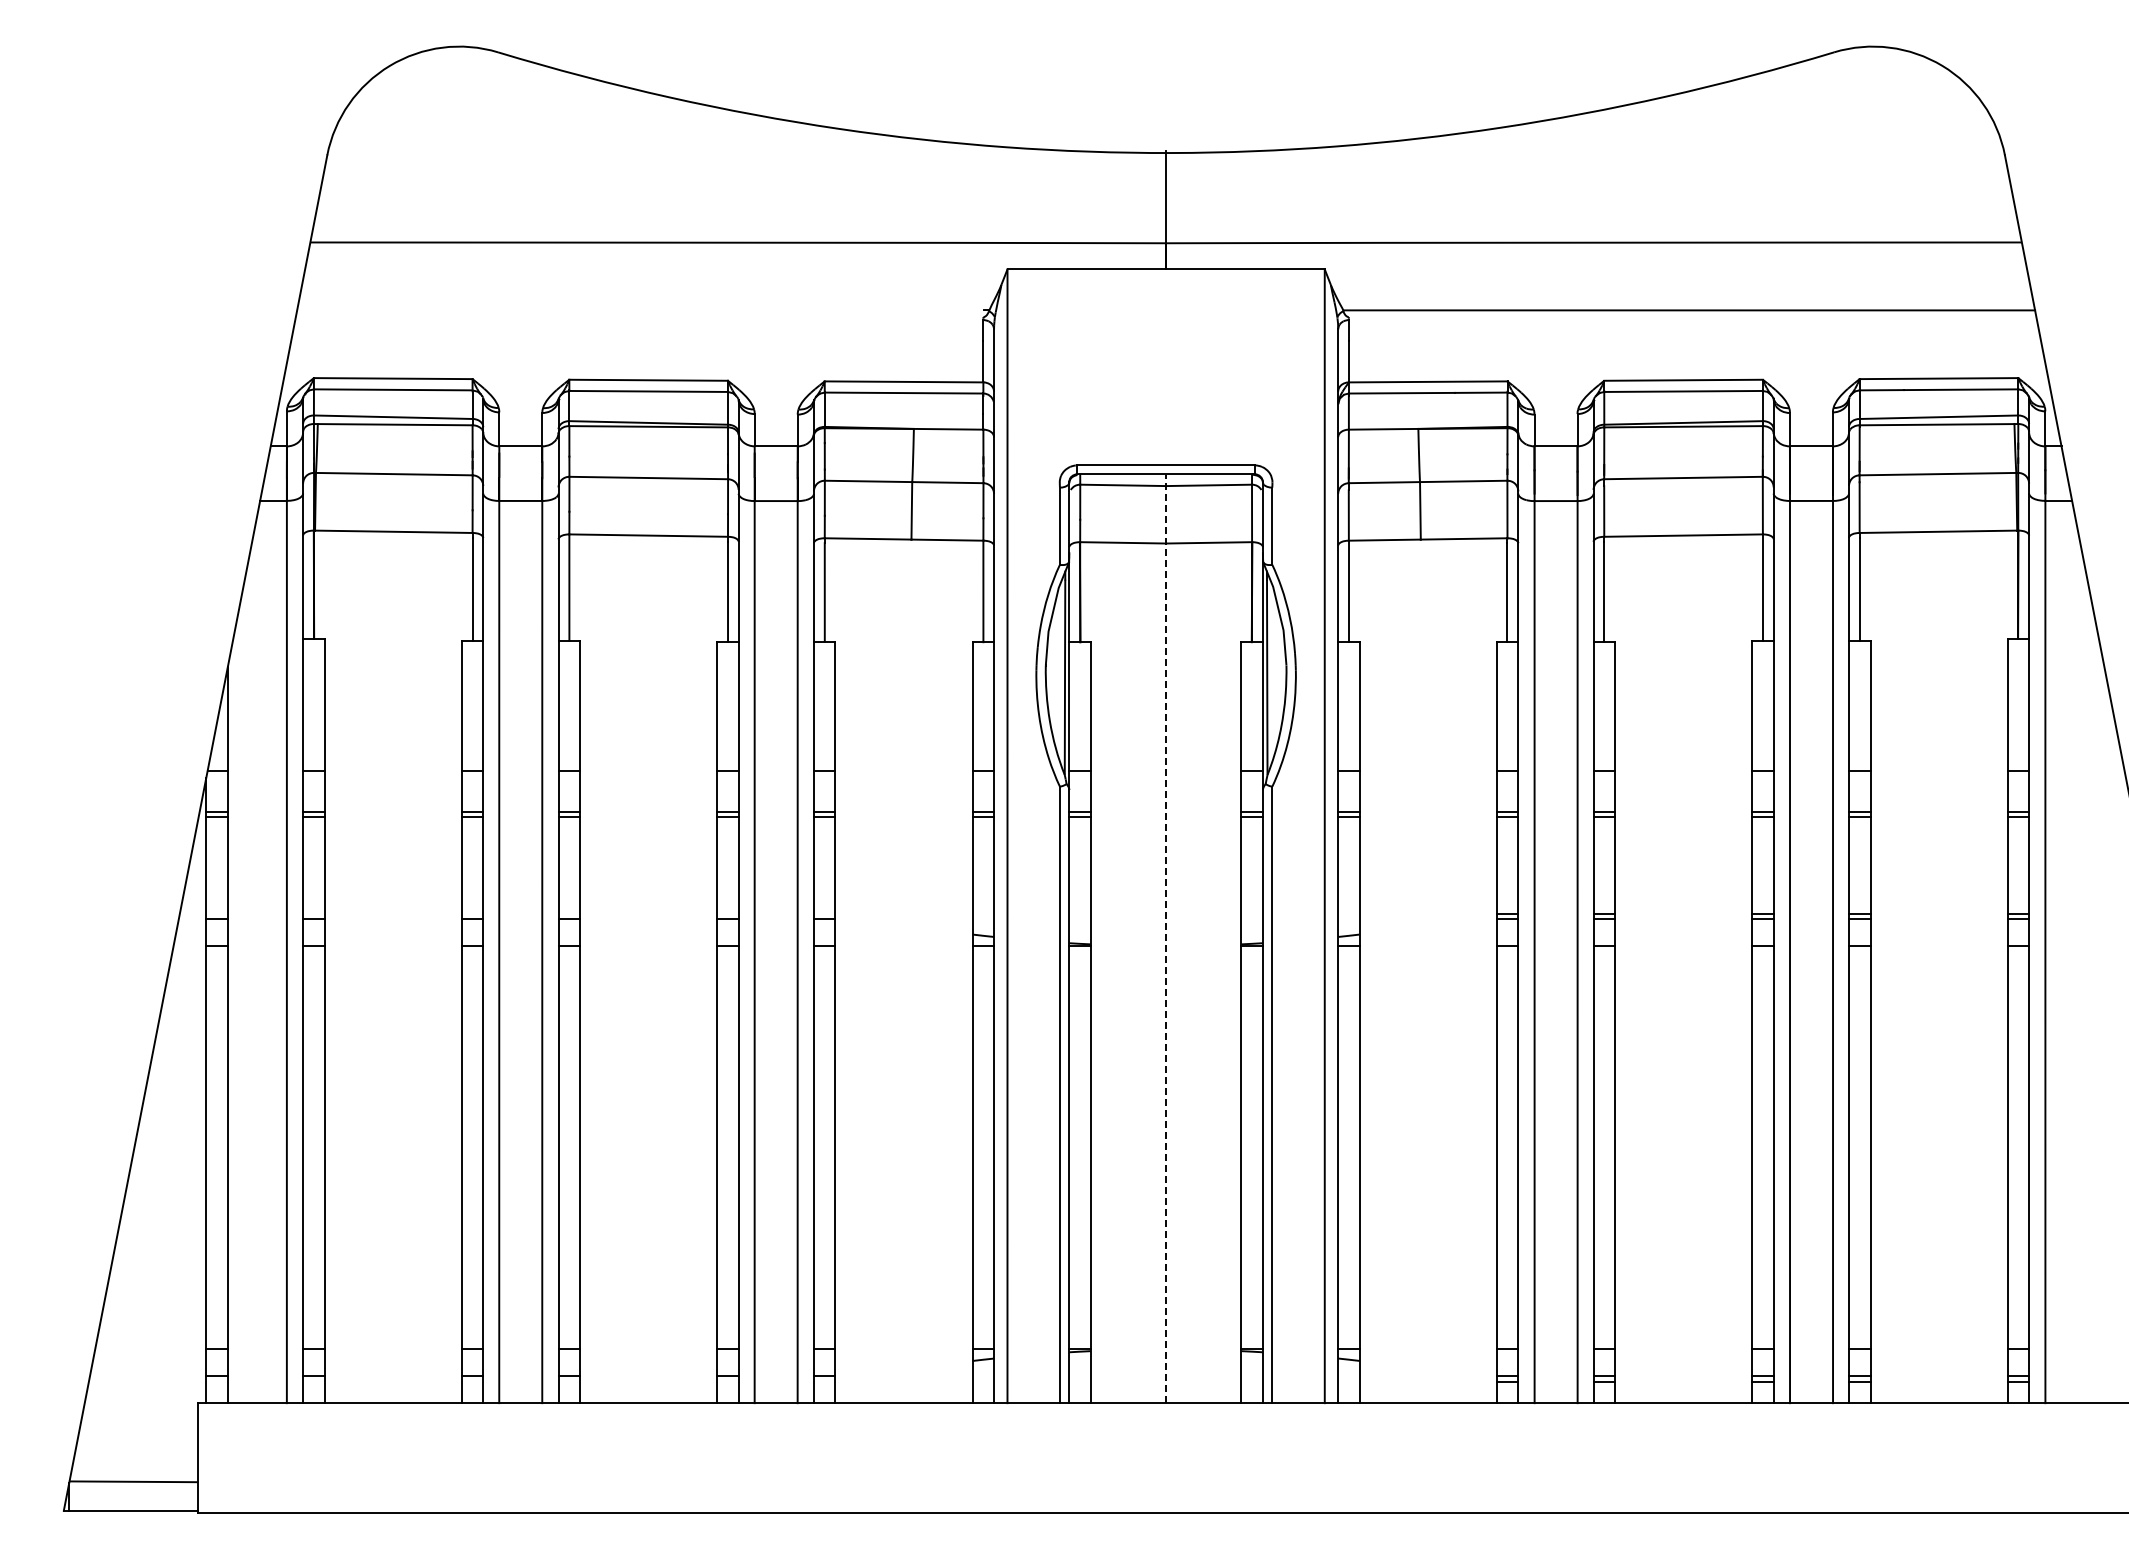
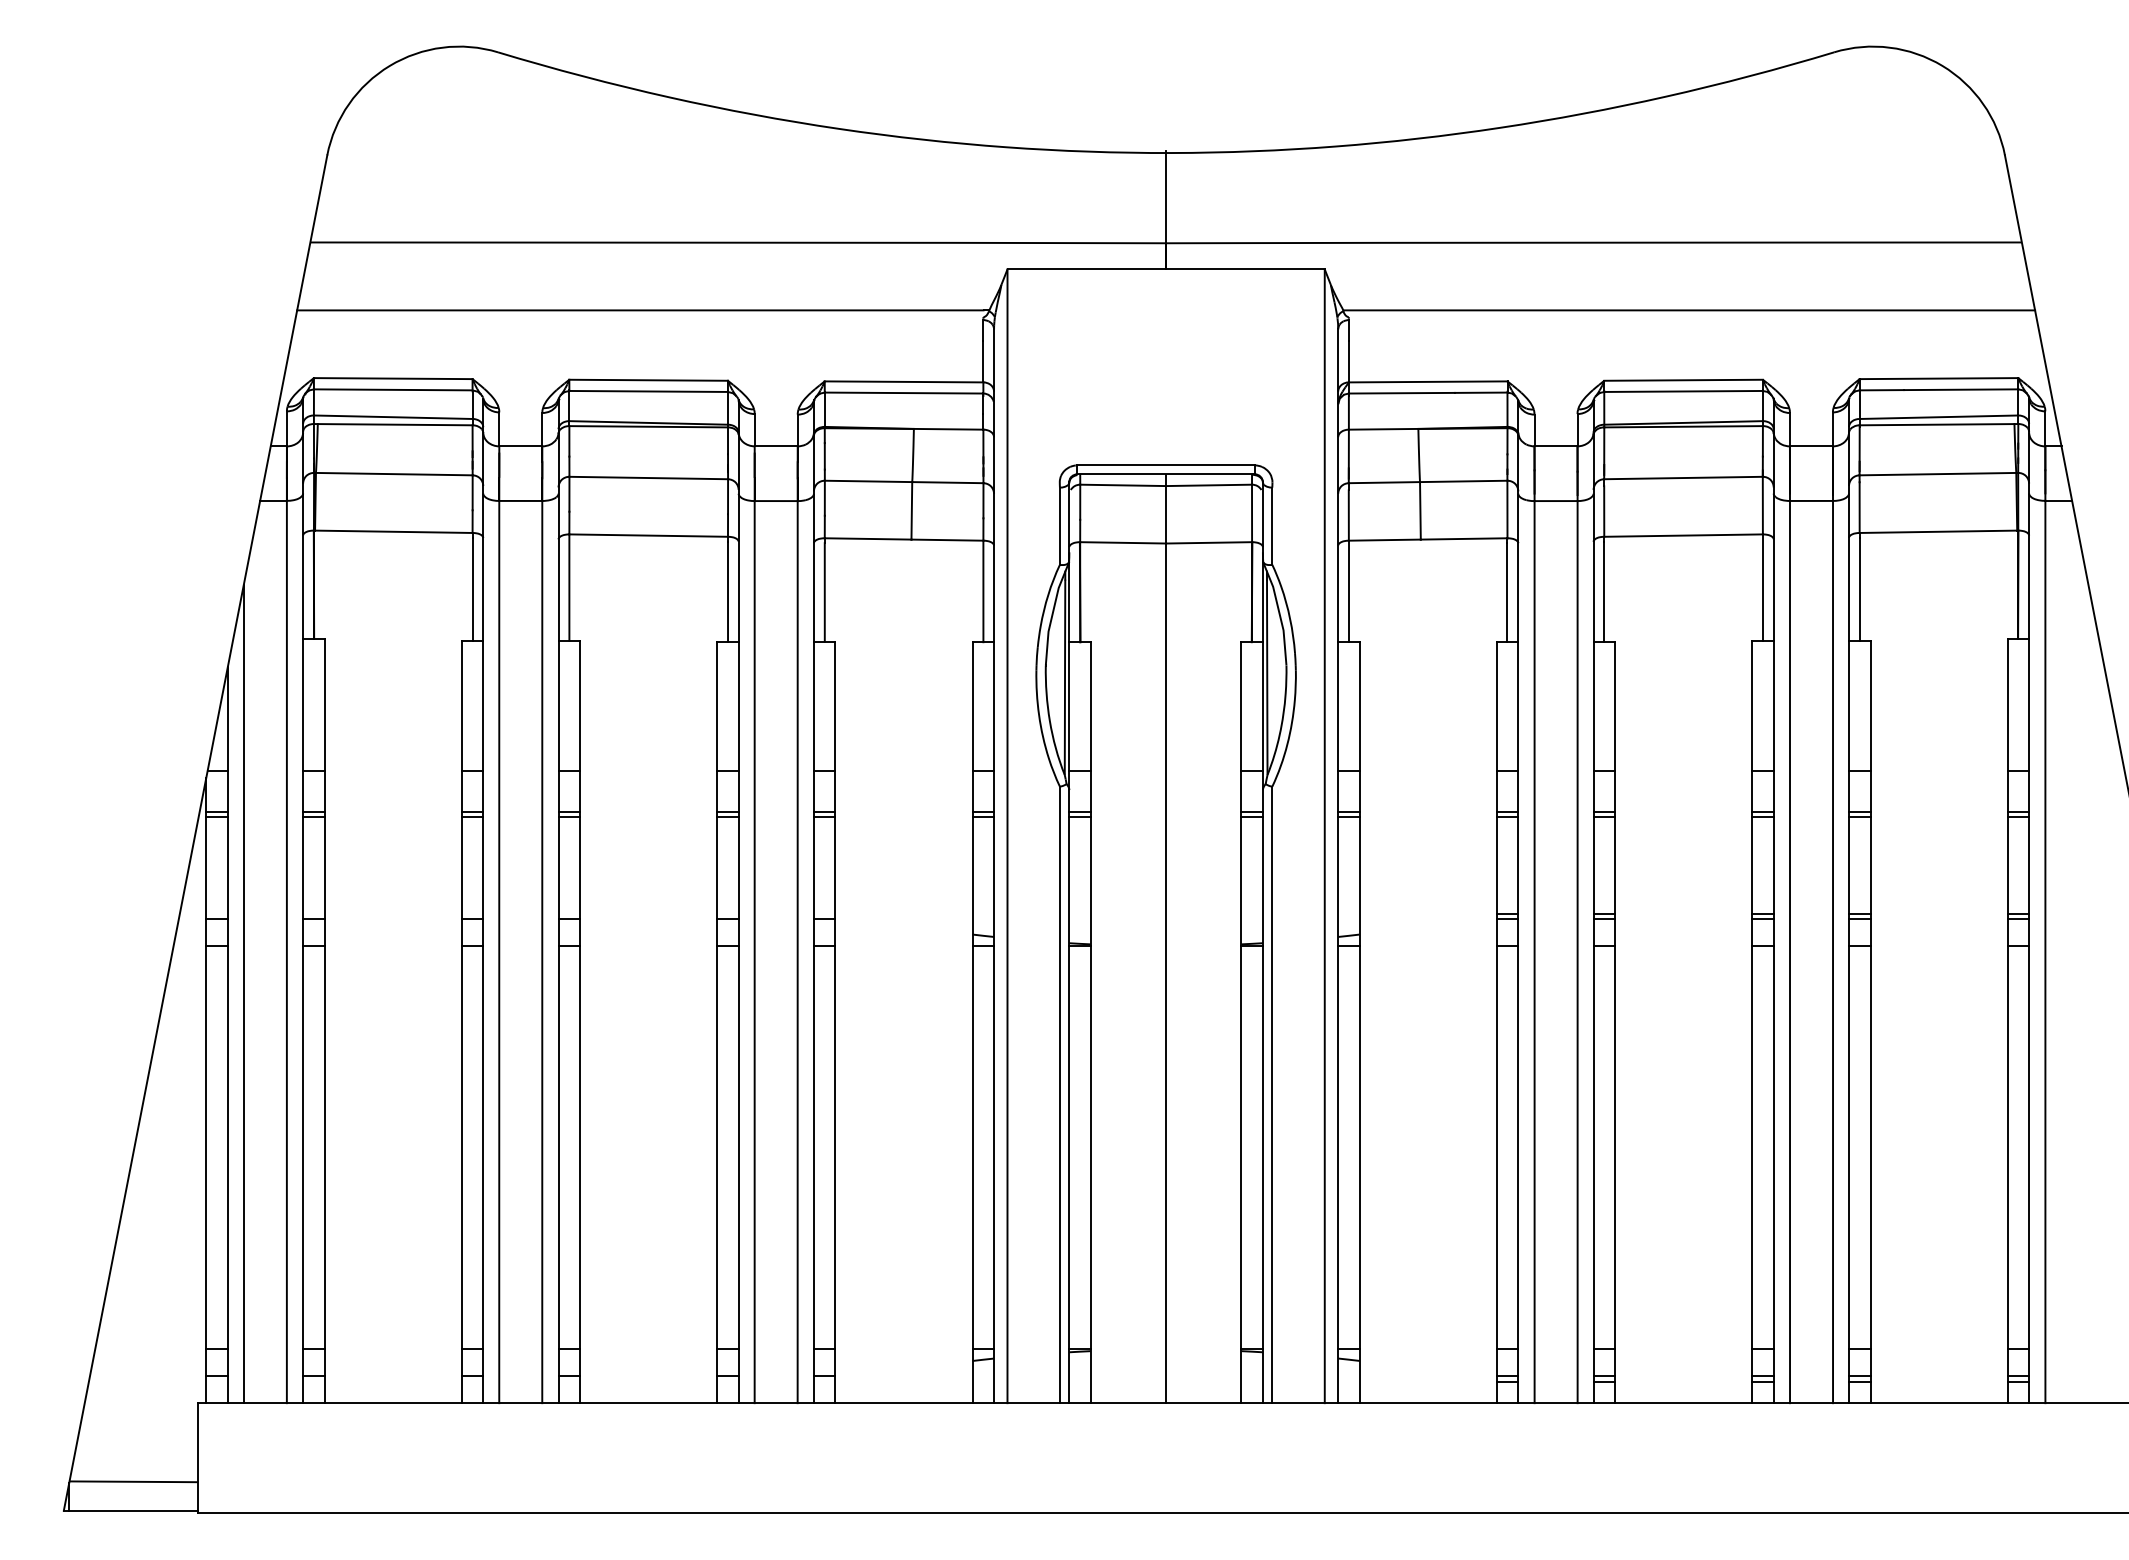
line: none -> present (640, 310)
line: dashed -> solid (1166, 938)
line: none -> present (243, 993)
